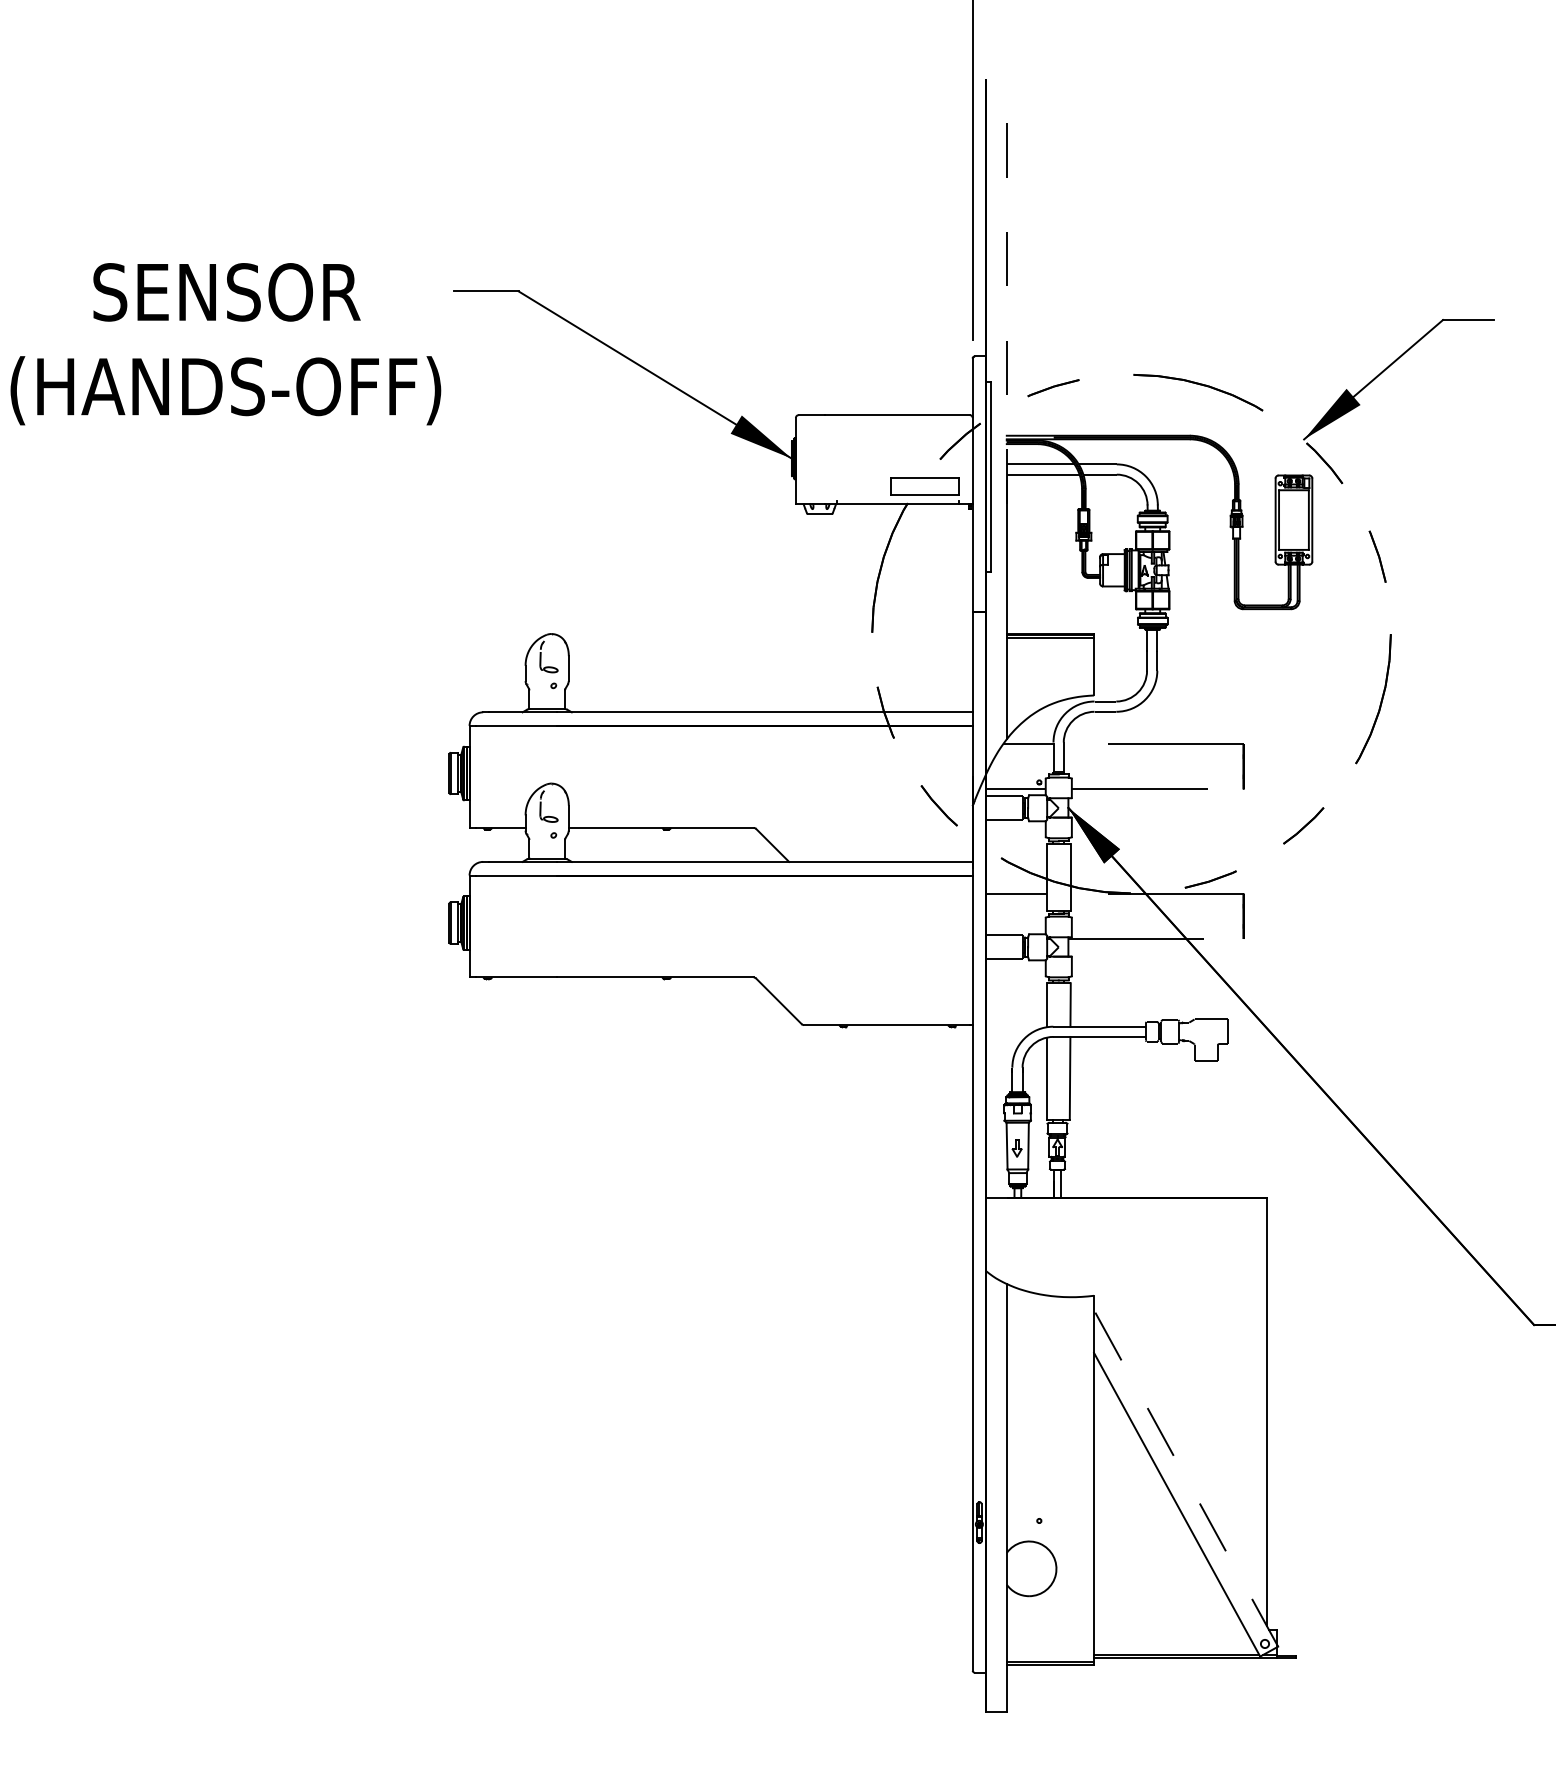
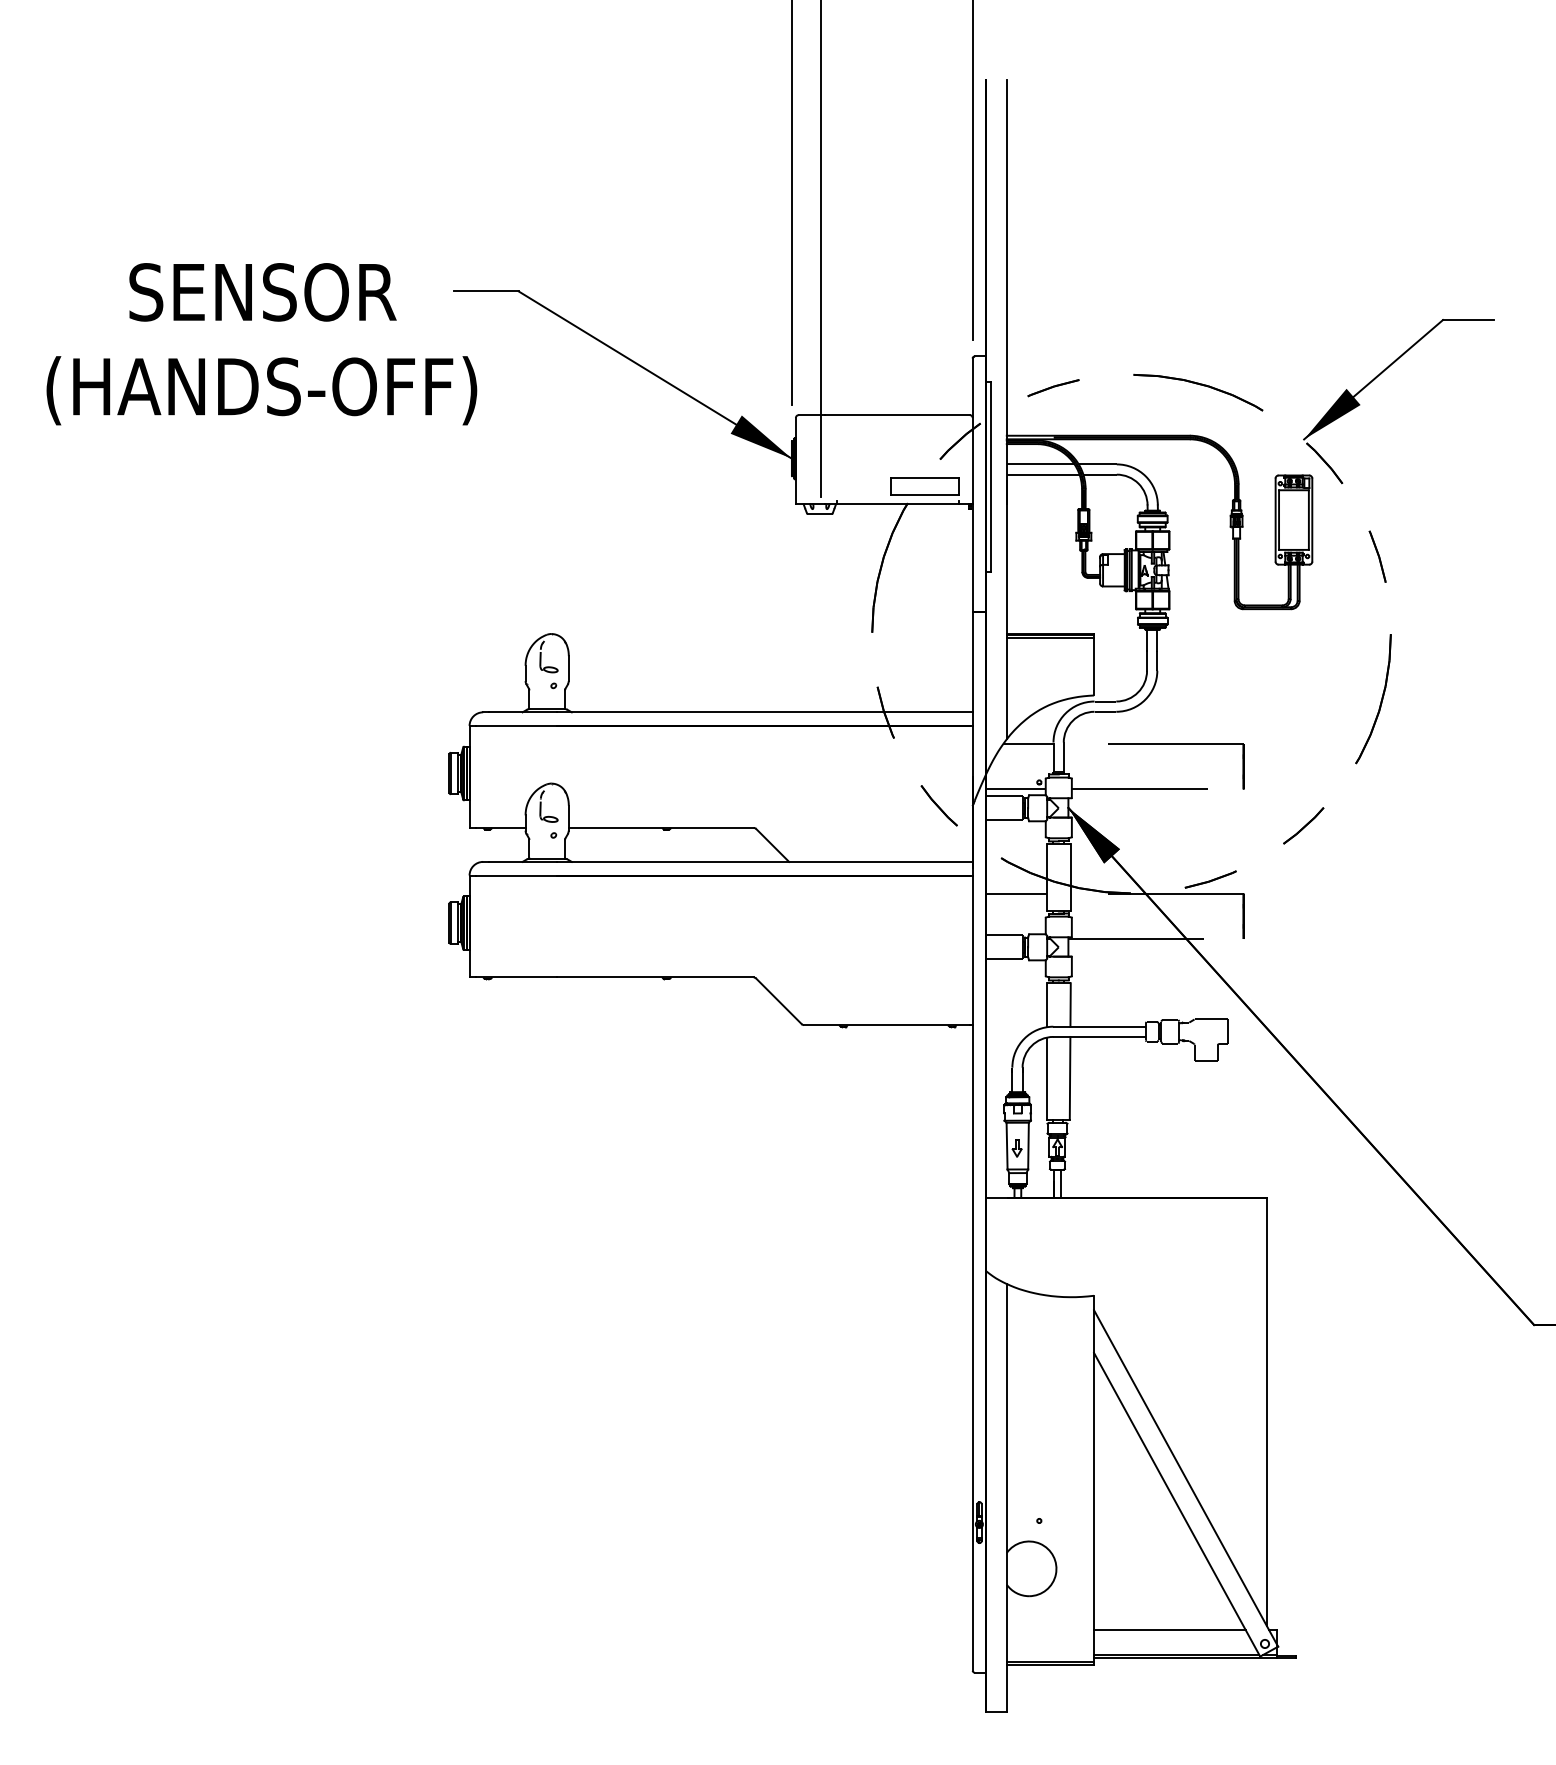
line: none -> present (791, 203)
line: none -> present (820, 249)
line: dashed -> solid (1006, 291)
text position: (225, 344) -> (261, 344) (261, 344)
line: dashed -> solid (1186, 1478)
line: none -> present (1169, 1630)
